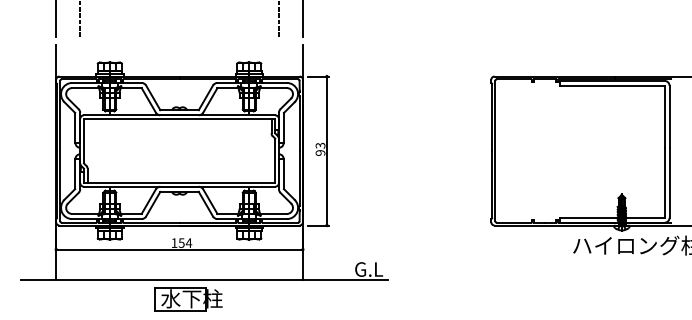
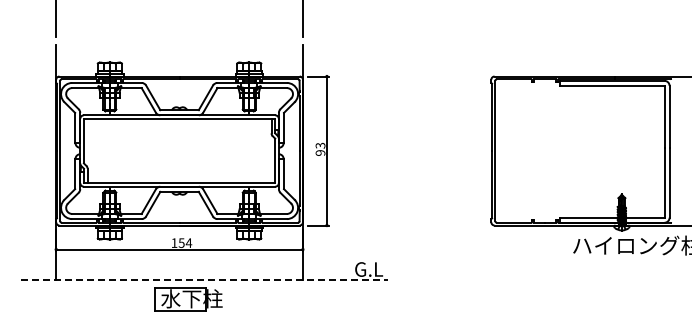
line: present -> none (80, 19)
line: present -> none (278, 19)
line: solid -> dashed (204, 279)
